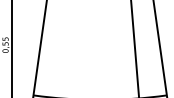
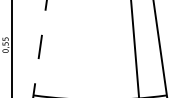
line: solid -> dashed (40, 48)
